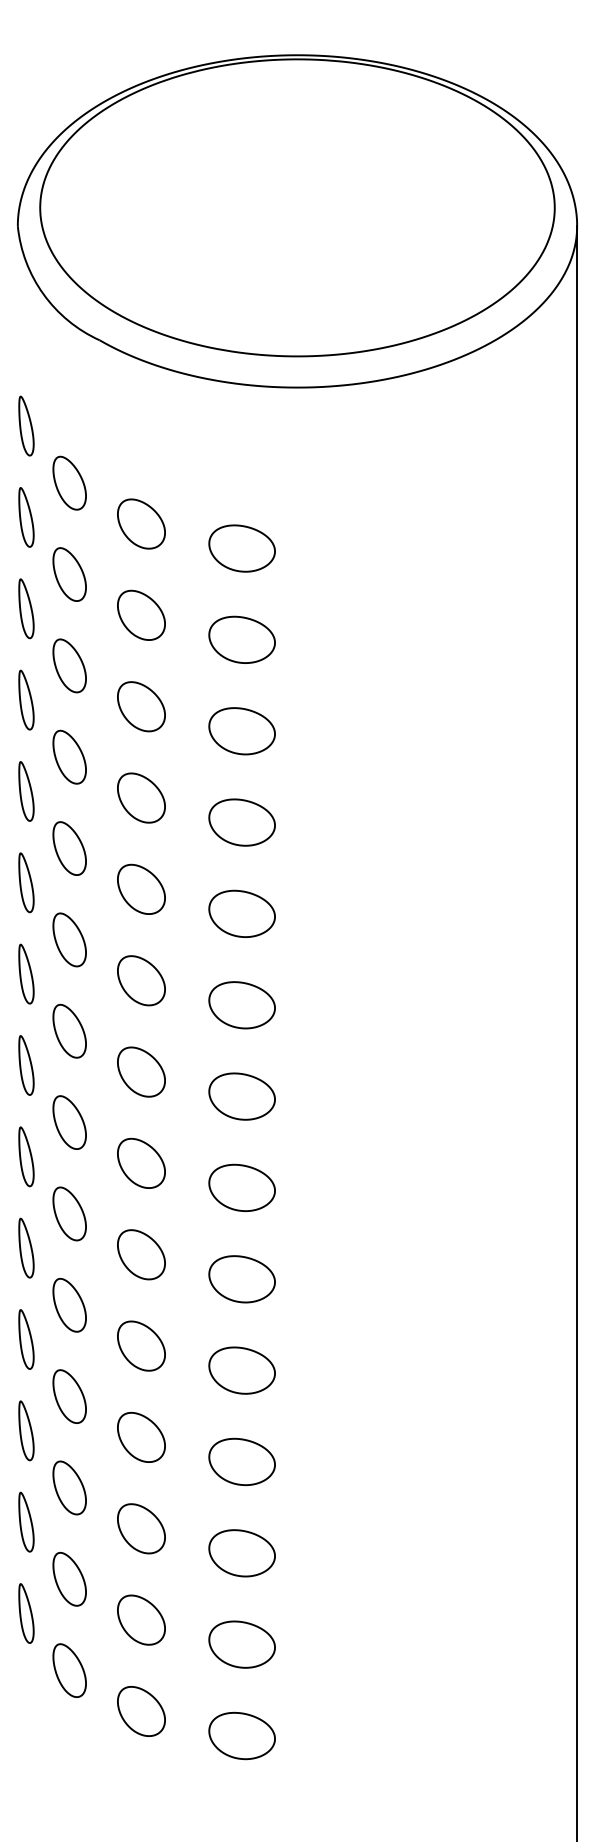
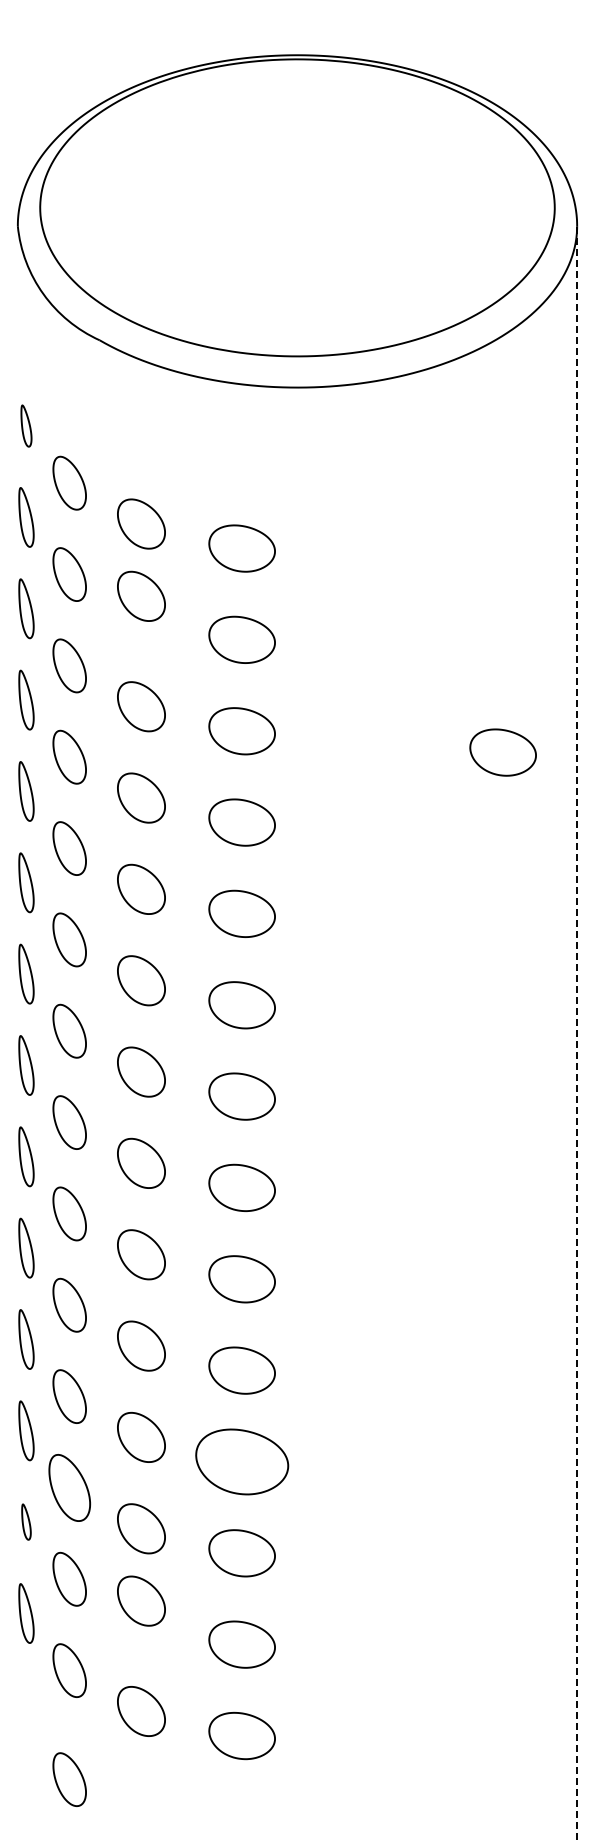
part size: 17x62 px -> 13x44 px (26, 425)
part position: (141, 614) -> (141, 595) (141, 595)
part: none -> present (502, 752)
line: solid -> dashed (577, 1033)
part size: 68x50 px -> 95x68 px (242, 1461)
part size: 35x56 px -> 44x68 px (69, 1487)
part size: 17x62 px -> 11x38 px (26, 1521)
part position: (141, 1619) -> (141, 1600) (141, 1600)
part: none -> present (69, 1779)
